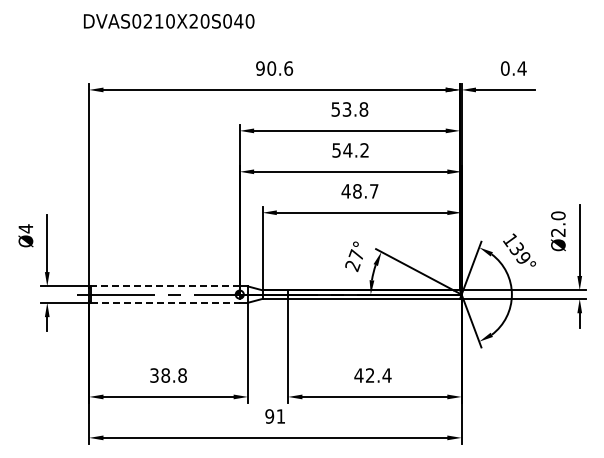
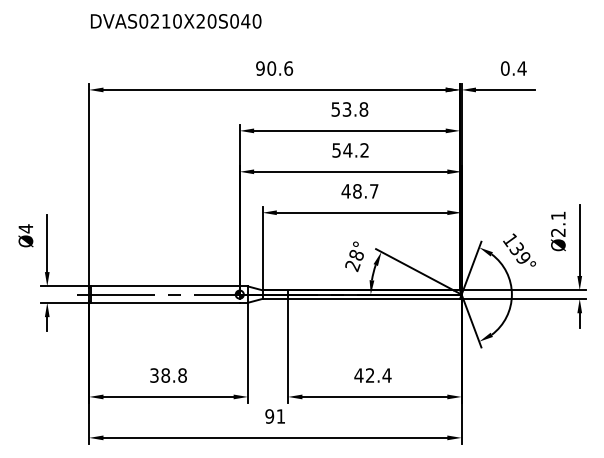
text position: (169, 21) -> (176, 21) (176, 21)
text: Ø2.0 -> Ø2.1 (558, 215)
text: 27° -> 28° (355, 254)
line: dashed -> solid (164, 286)
line: dashed -> solid (165, 302)
